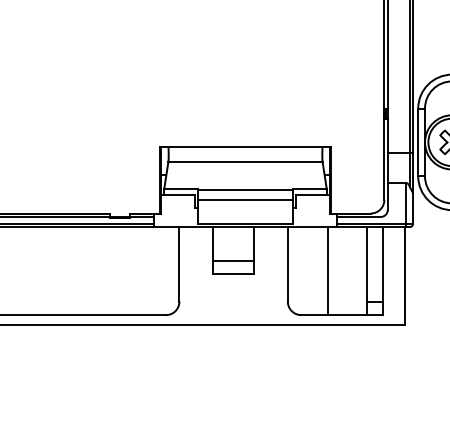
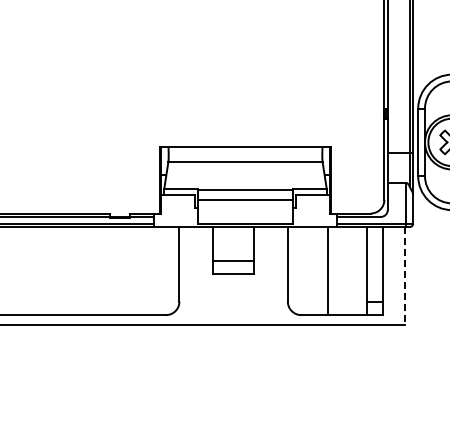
line: solid -> dashed (404, 276)
